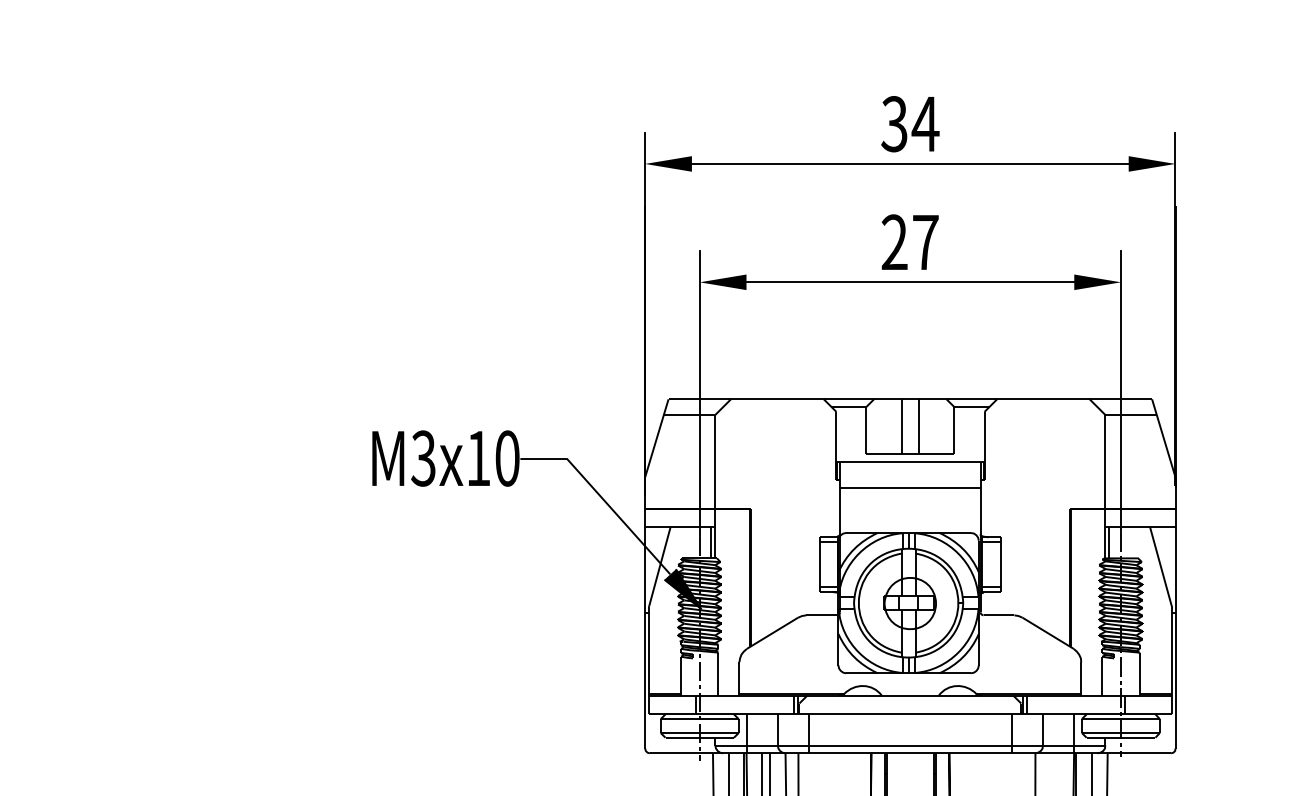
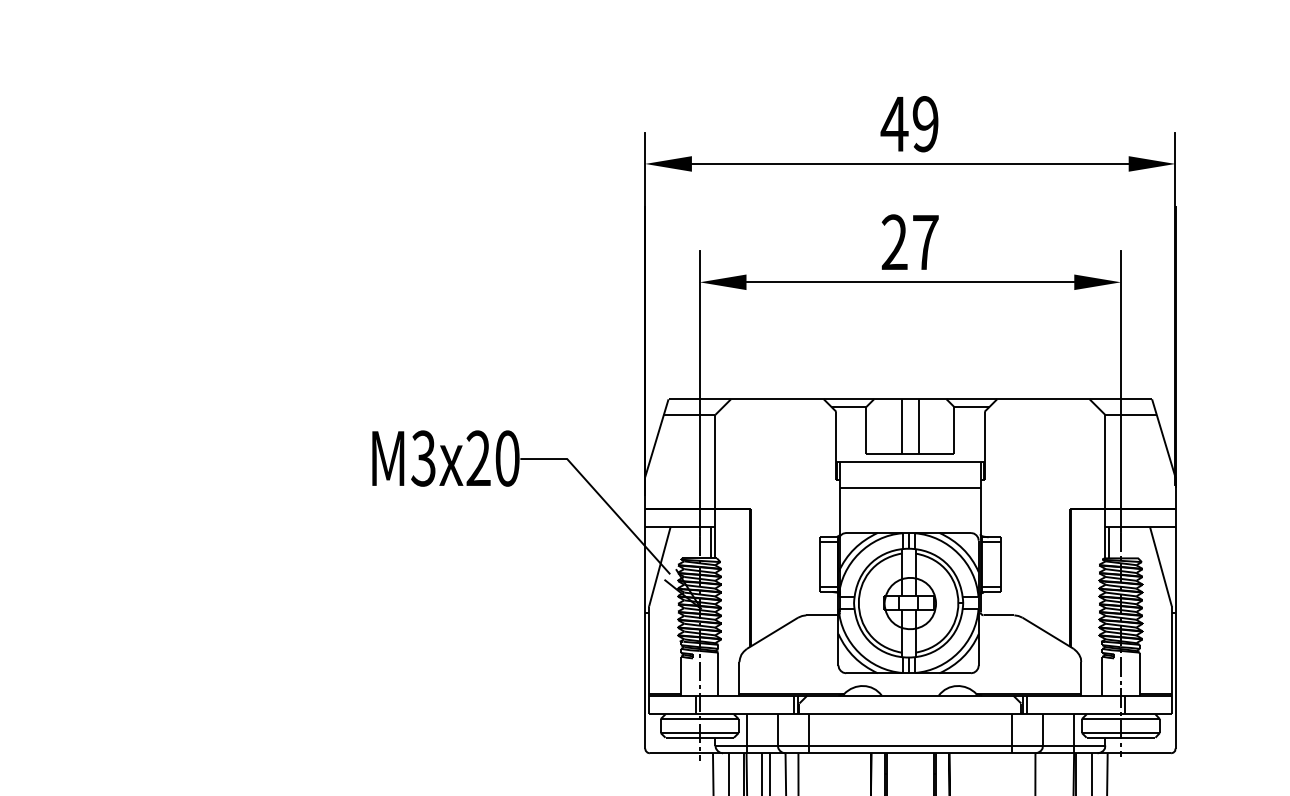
text: 34 -> 49 (909, 124)
text: M3x10 -> M3x20 (478, 457)
fill: present -> none (682, 589)
